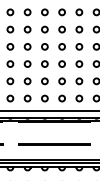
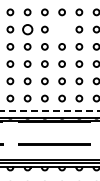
circle size: 9x9 px -> 12x12 px (27, 29)
circle: present -> none (61, 29)
line: solid -> dashed (50, 111)
